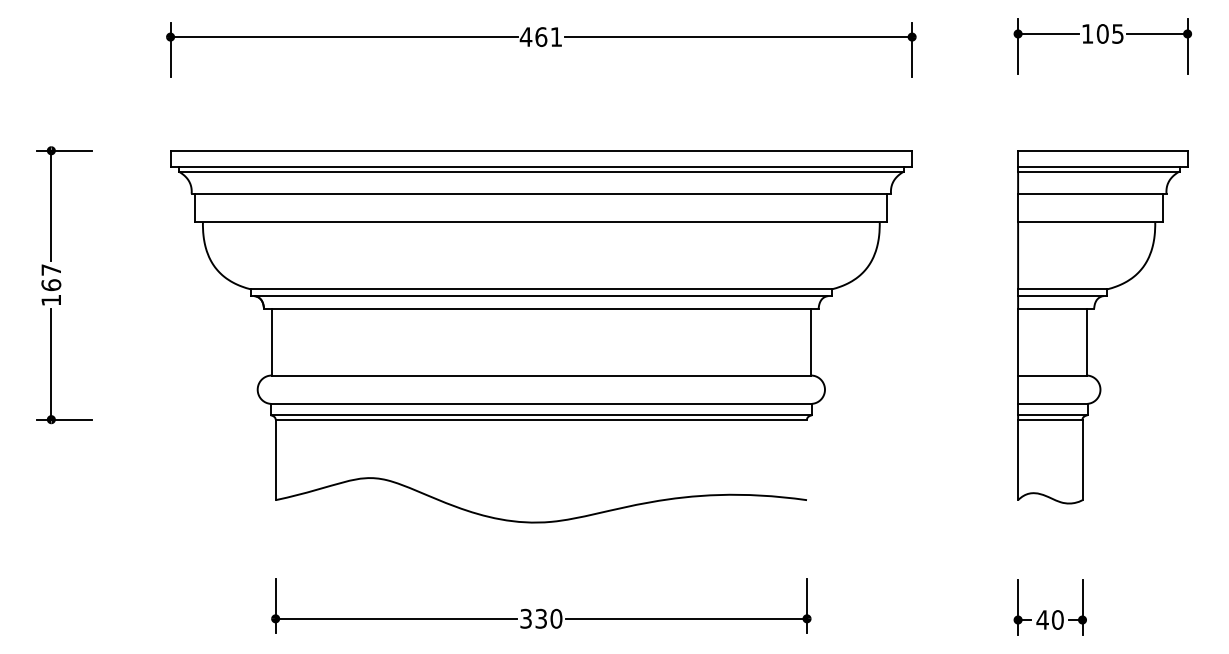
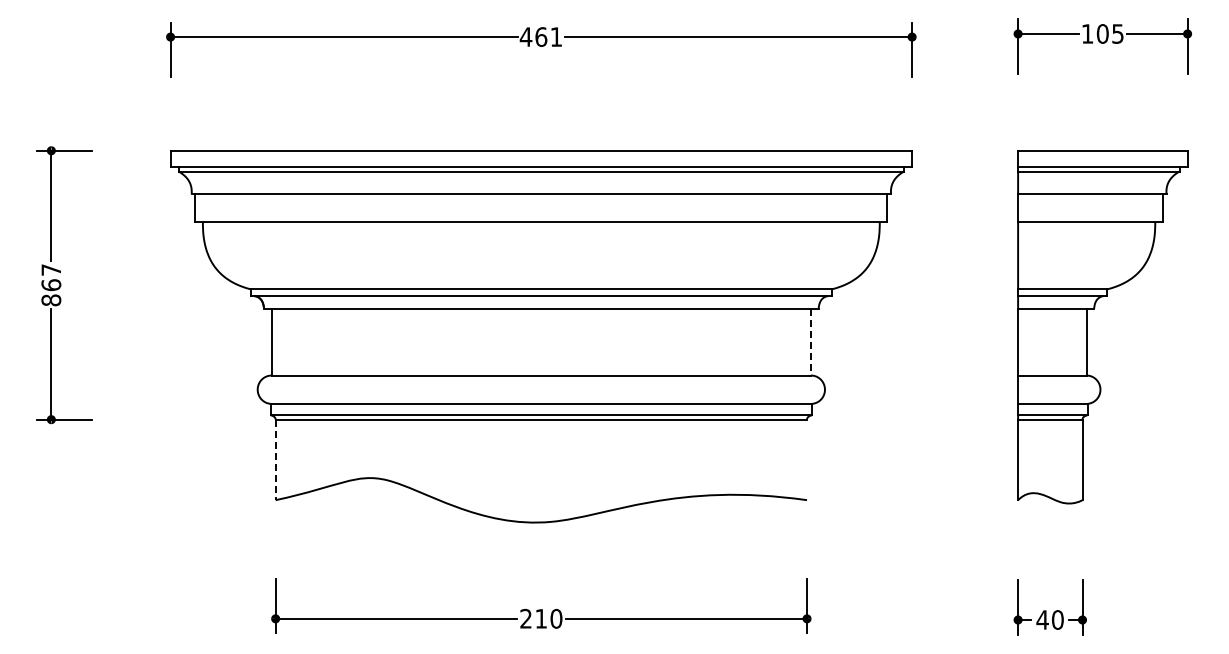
text: 167 -> 867 (51, 300)
line: solid -> dashed (811, 342)
line: solid -> dashed (275, 460)
text: 330 -> 210 (533, 618)
